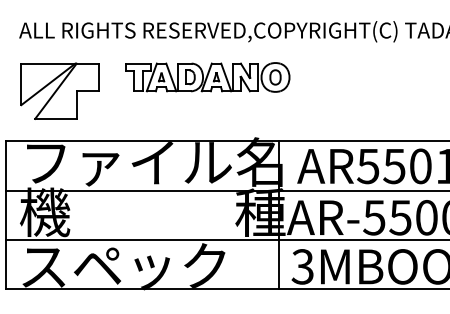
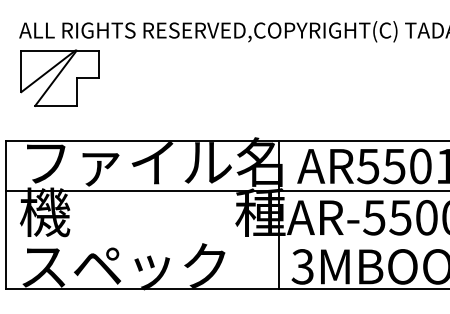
part: present -> none (207, 77)
part position: (59, 90) -> (59, 77) (59, 77)
line: present -> none (225, 240)
